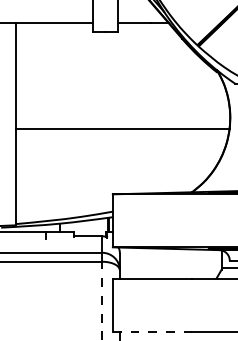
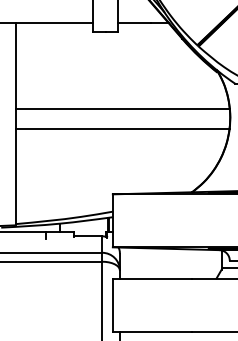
line: none -> present (122, 109)
line: dashed -> solid (102, 300)
line: dashed -> solid (152, 331)
